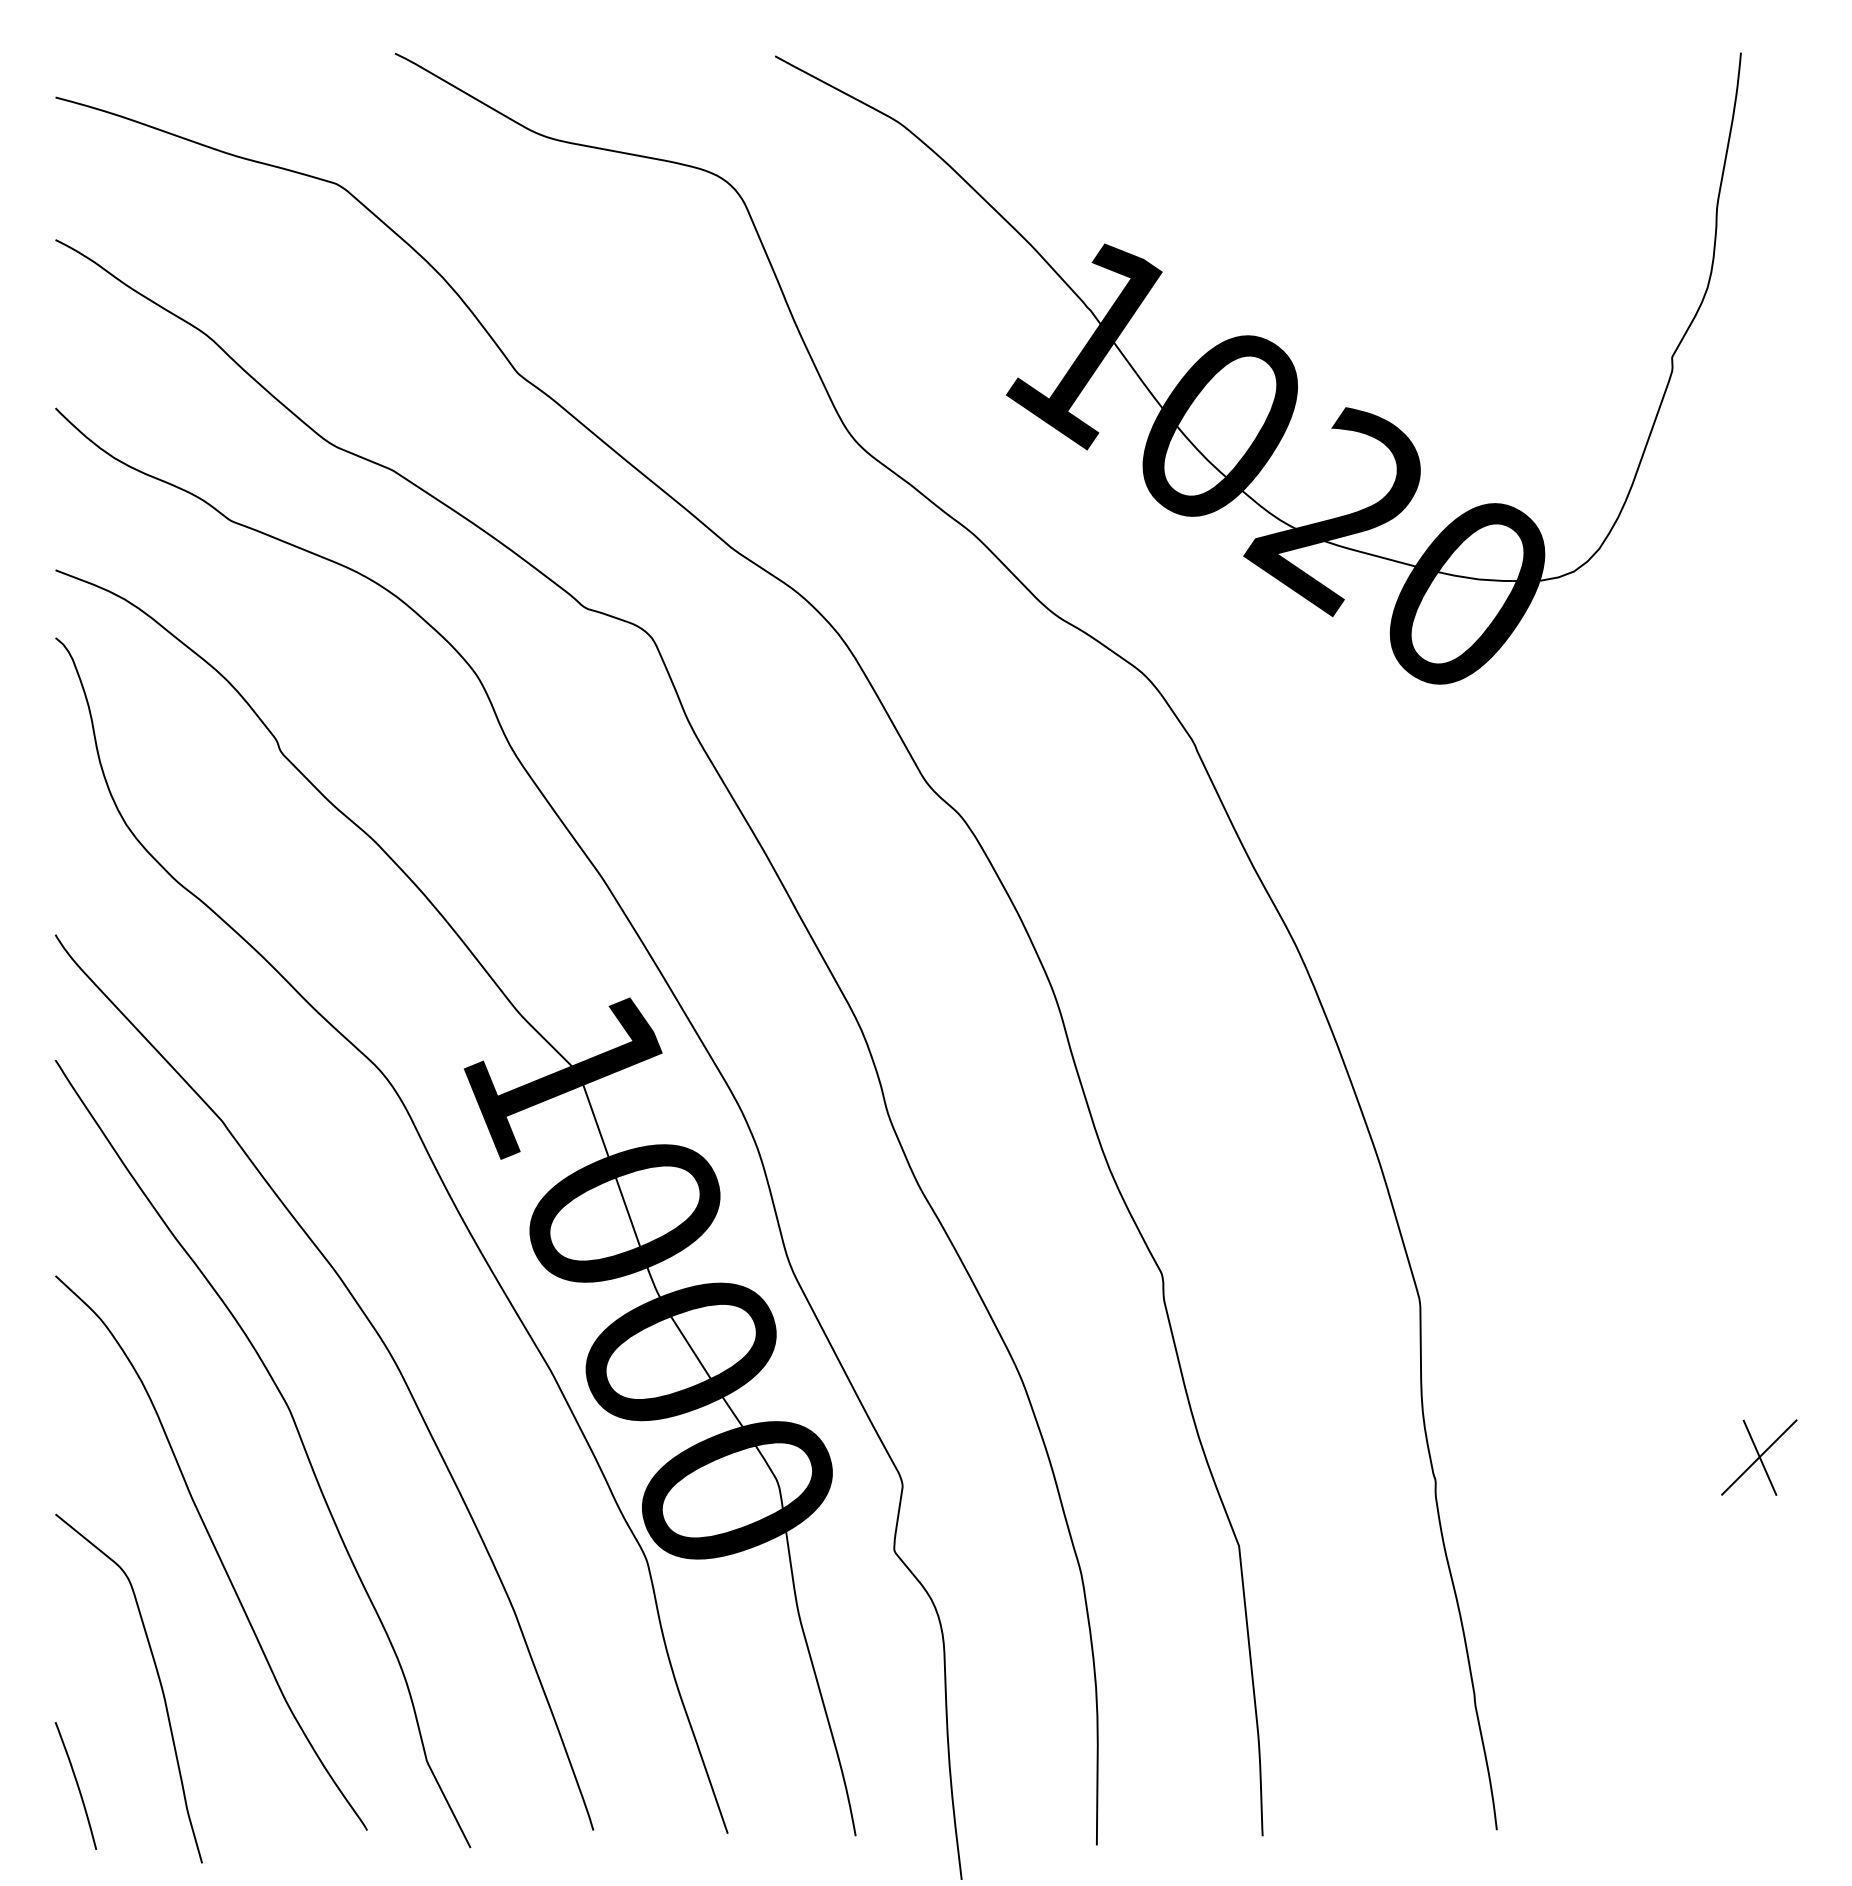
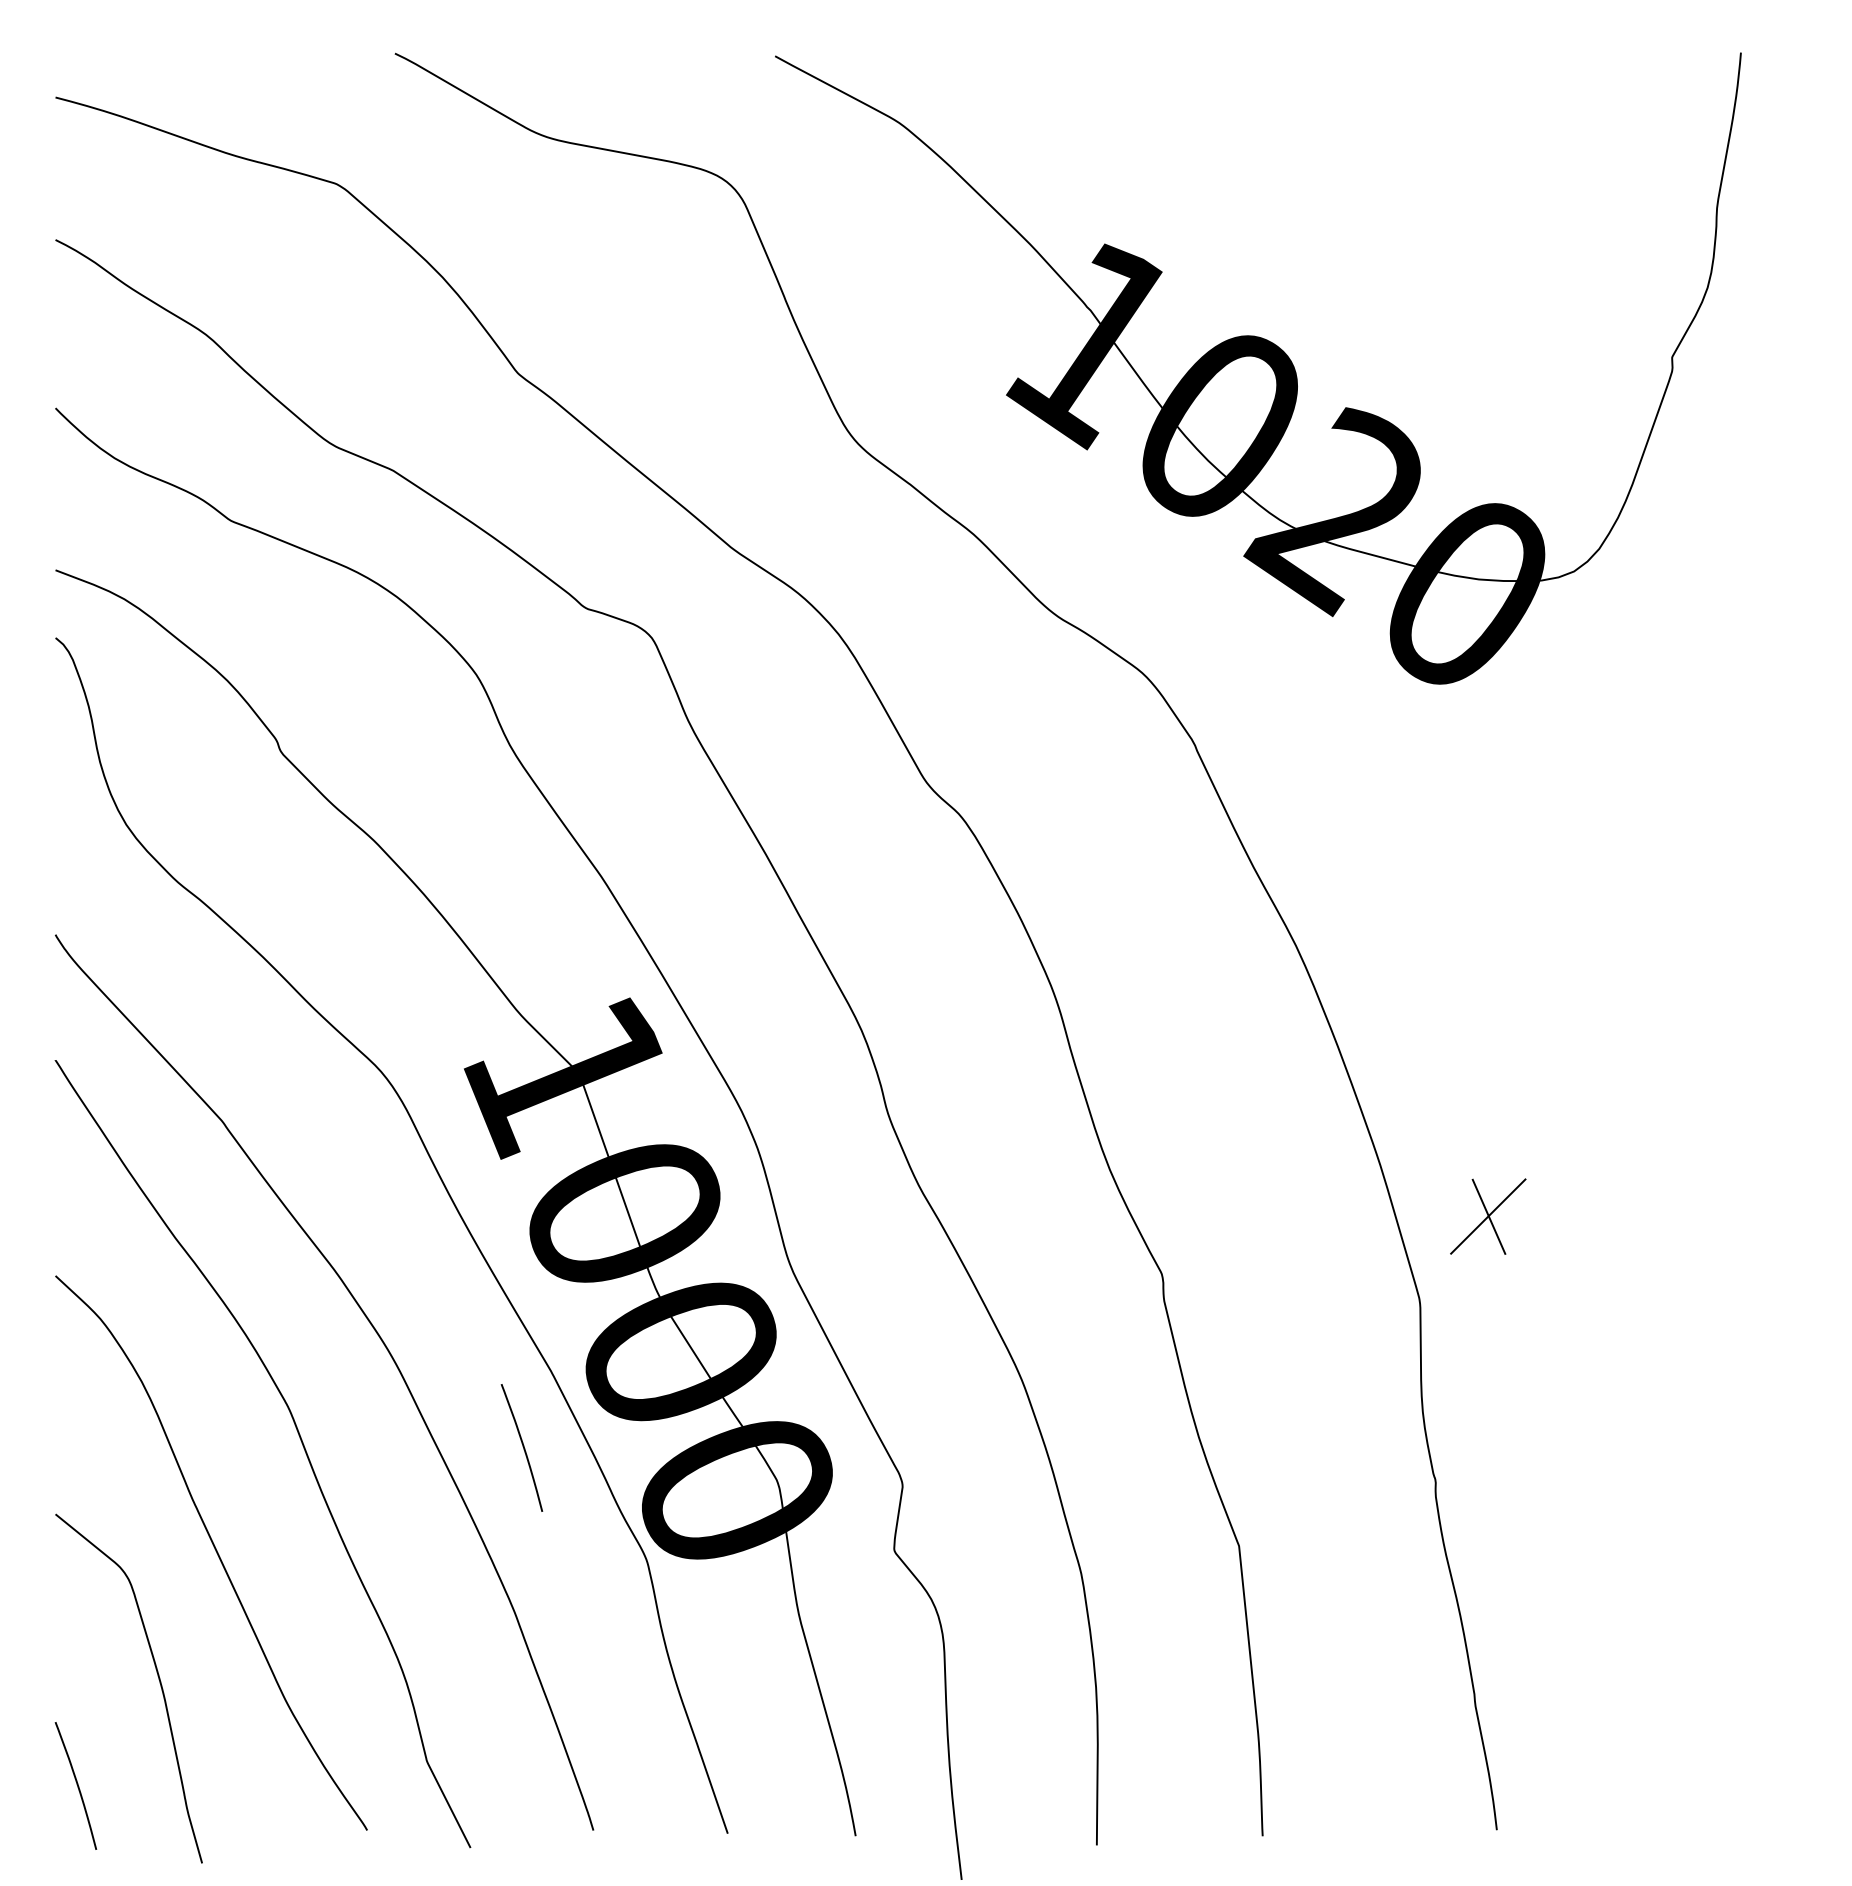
curve: none -> present (522, 1446)
part position: (1759, 1457) -> (1488, 1216) (1488, 1216)
